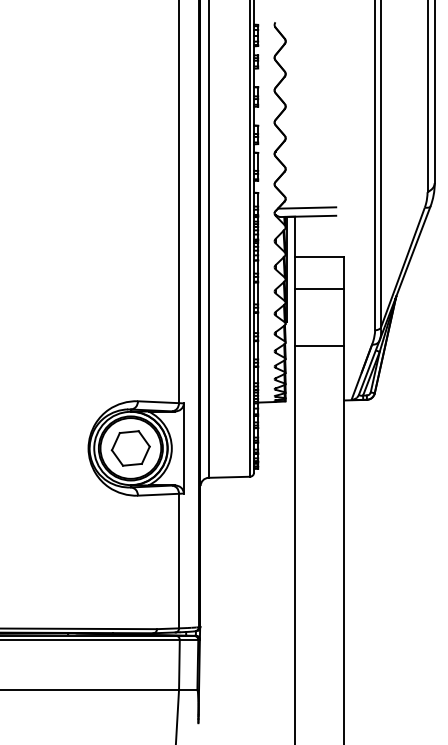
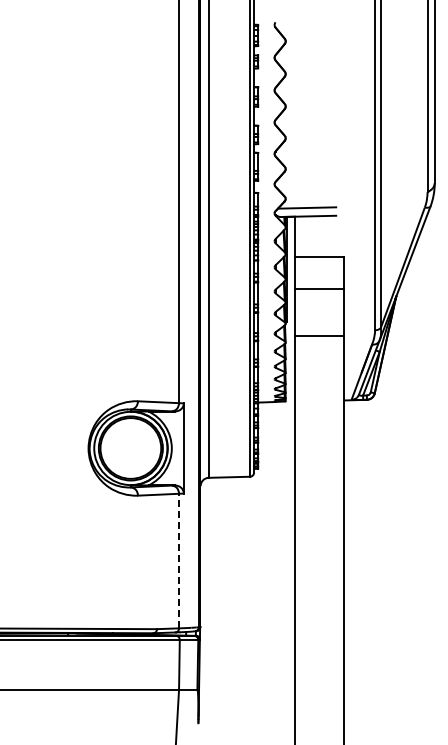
line position: (319, 345) -> (319, 335) (319, 335)
part: present -> none (130, 448)
line: solid -> dashed (179, 560)
